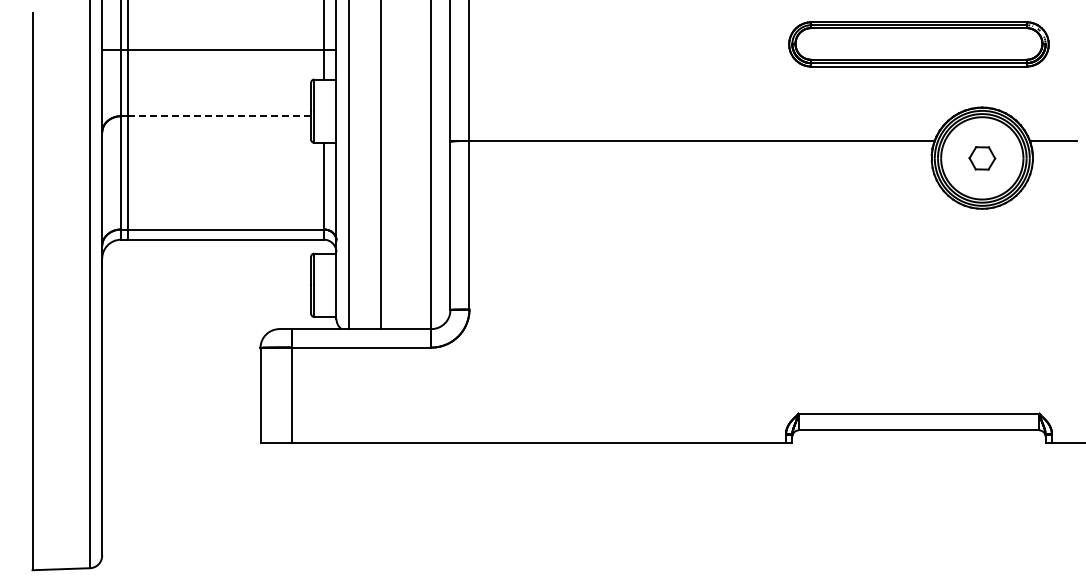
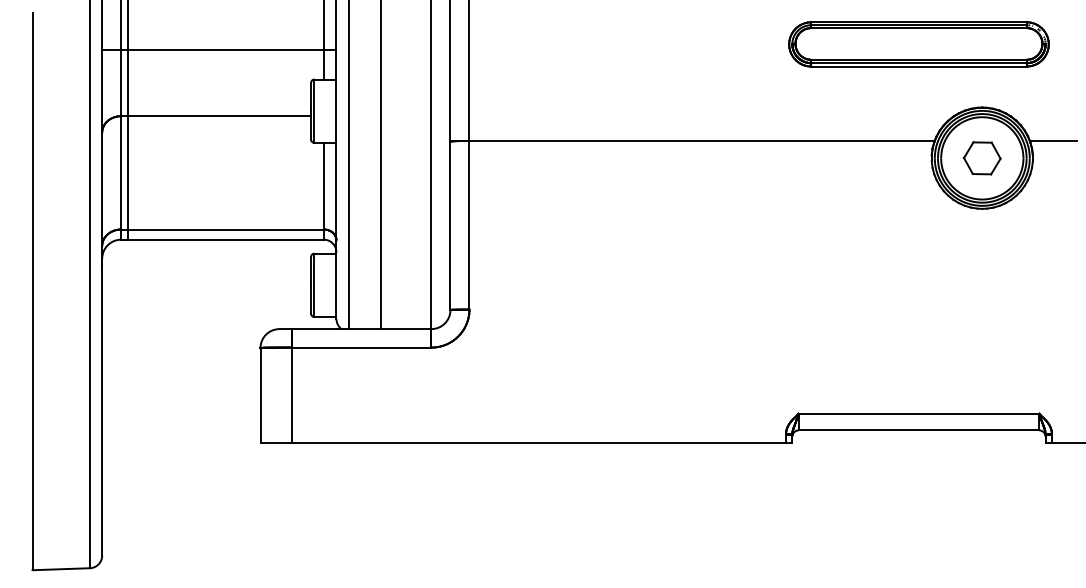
line: dashed -> solid (219, 116)
part size: 29x25 px -> 39x35 px (982, 158)
